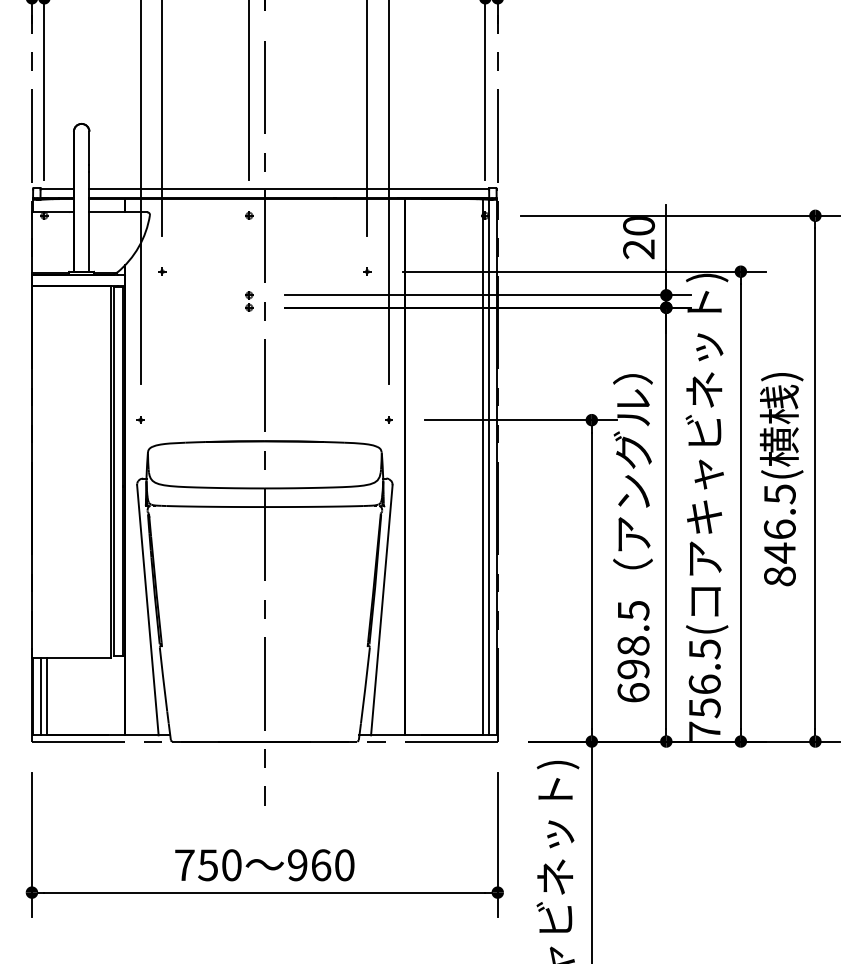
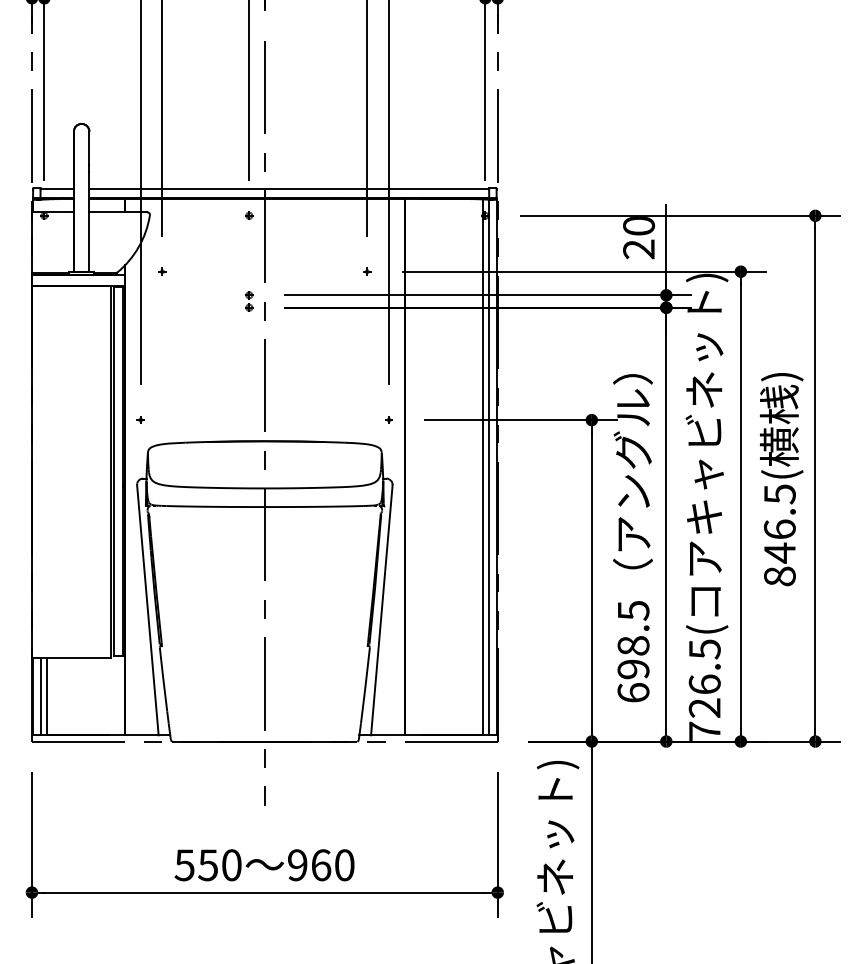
text: 756.5( -> 726.5( (704, 708)
text: 750 -> 550 (184, 865)
